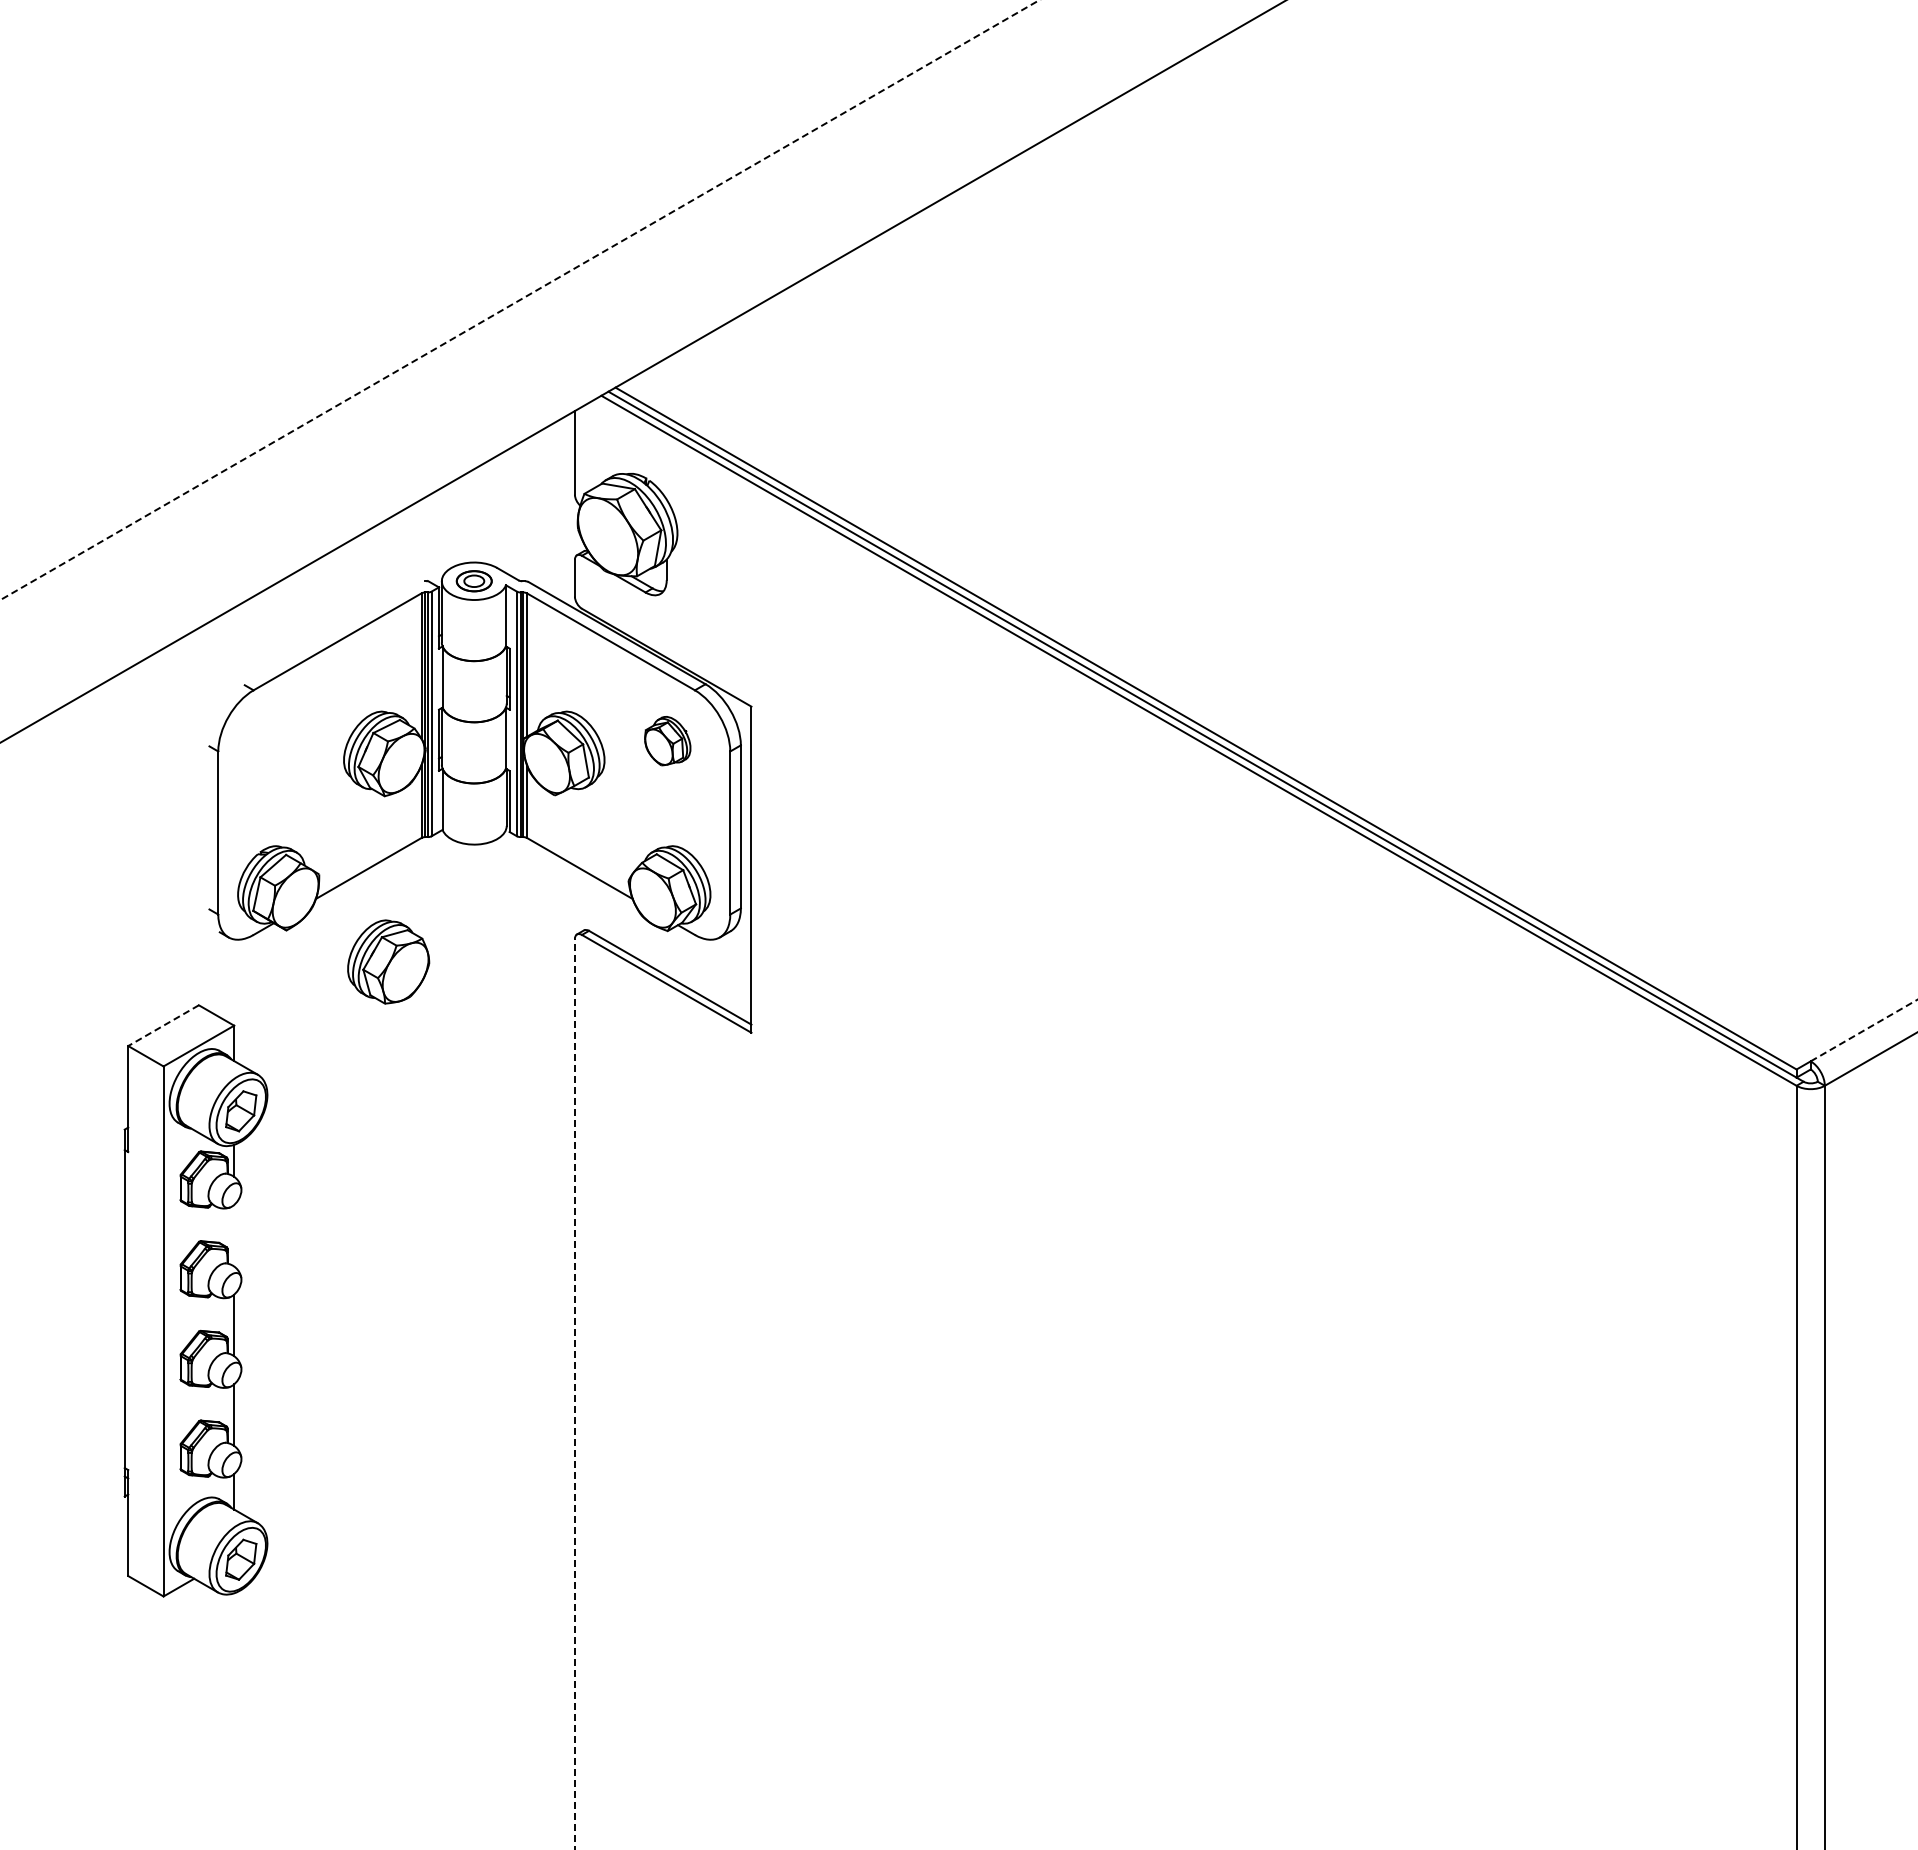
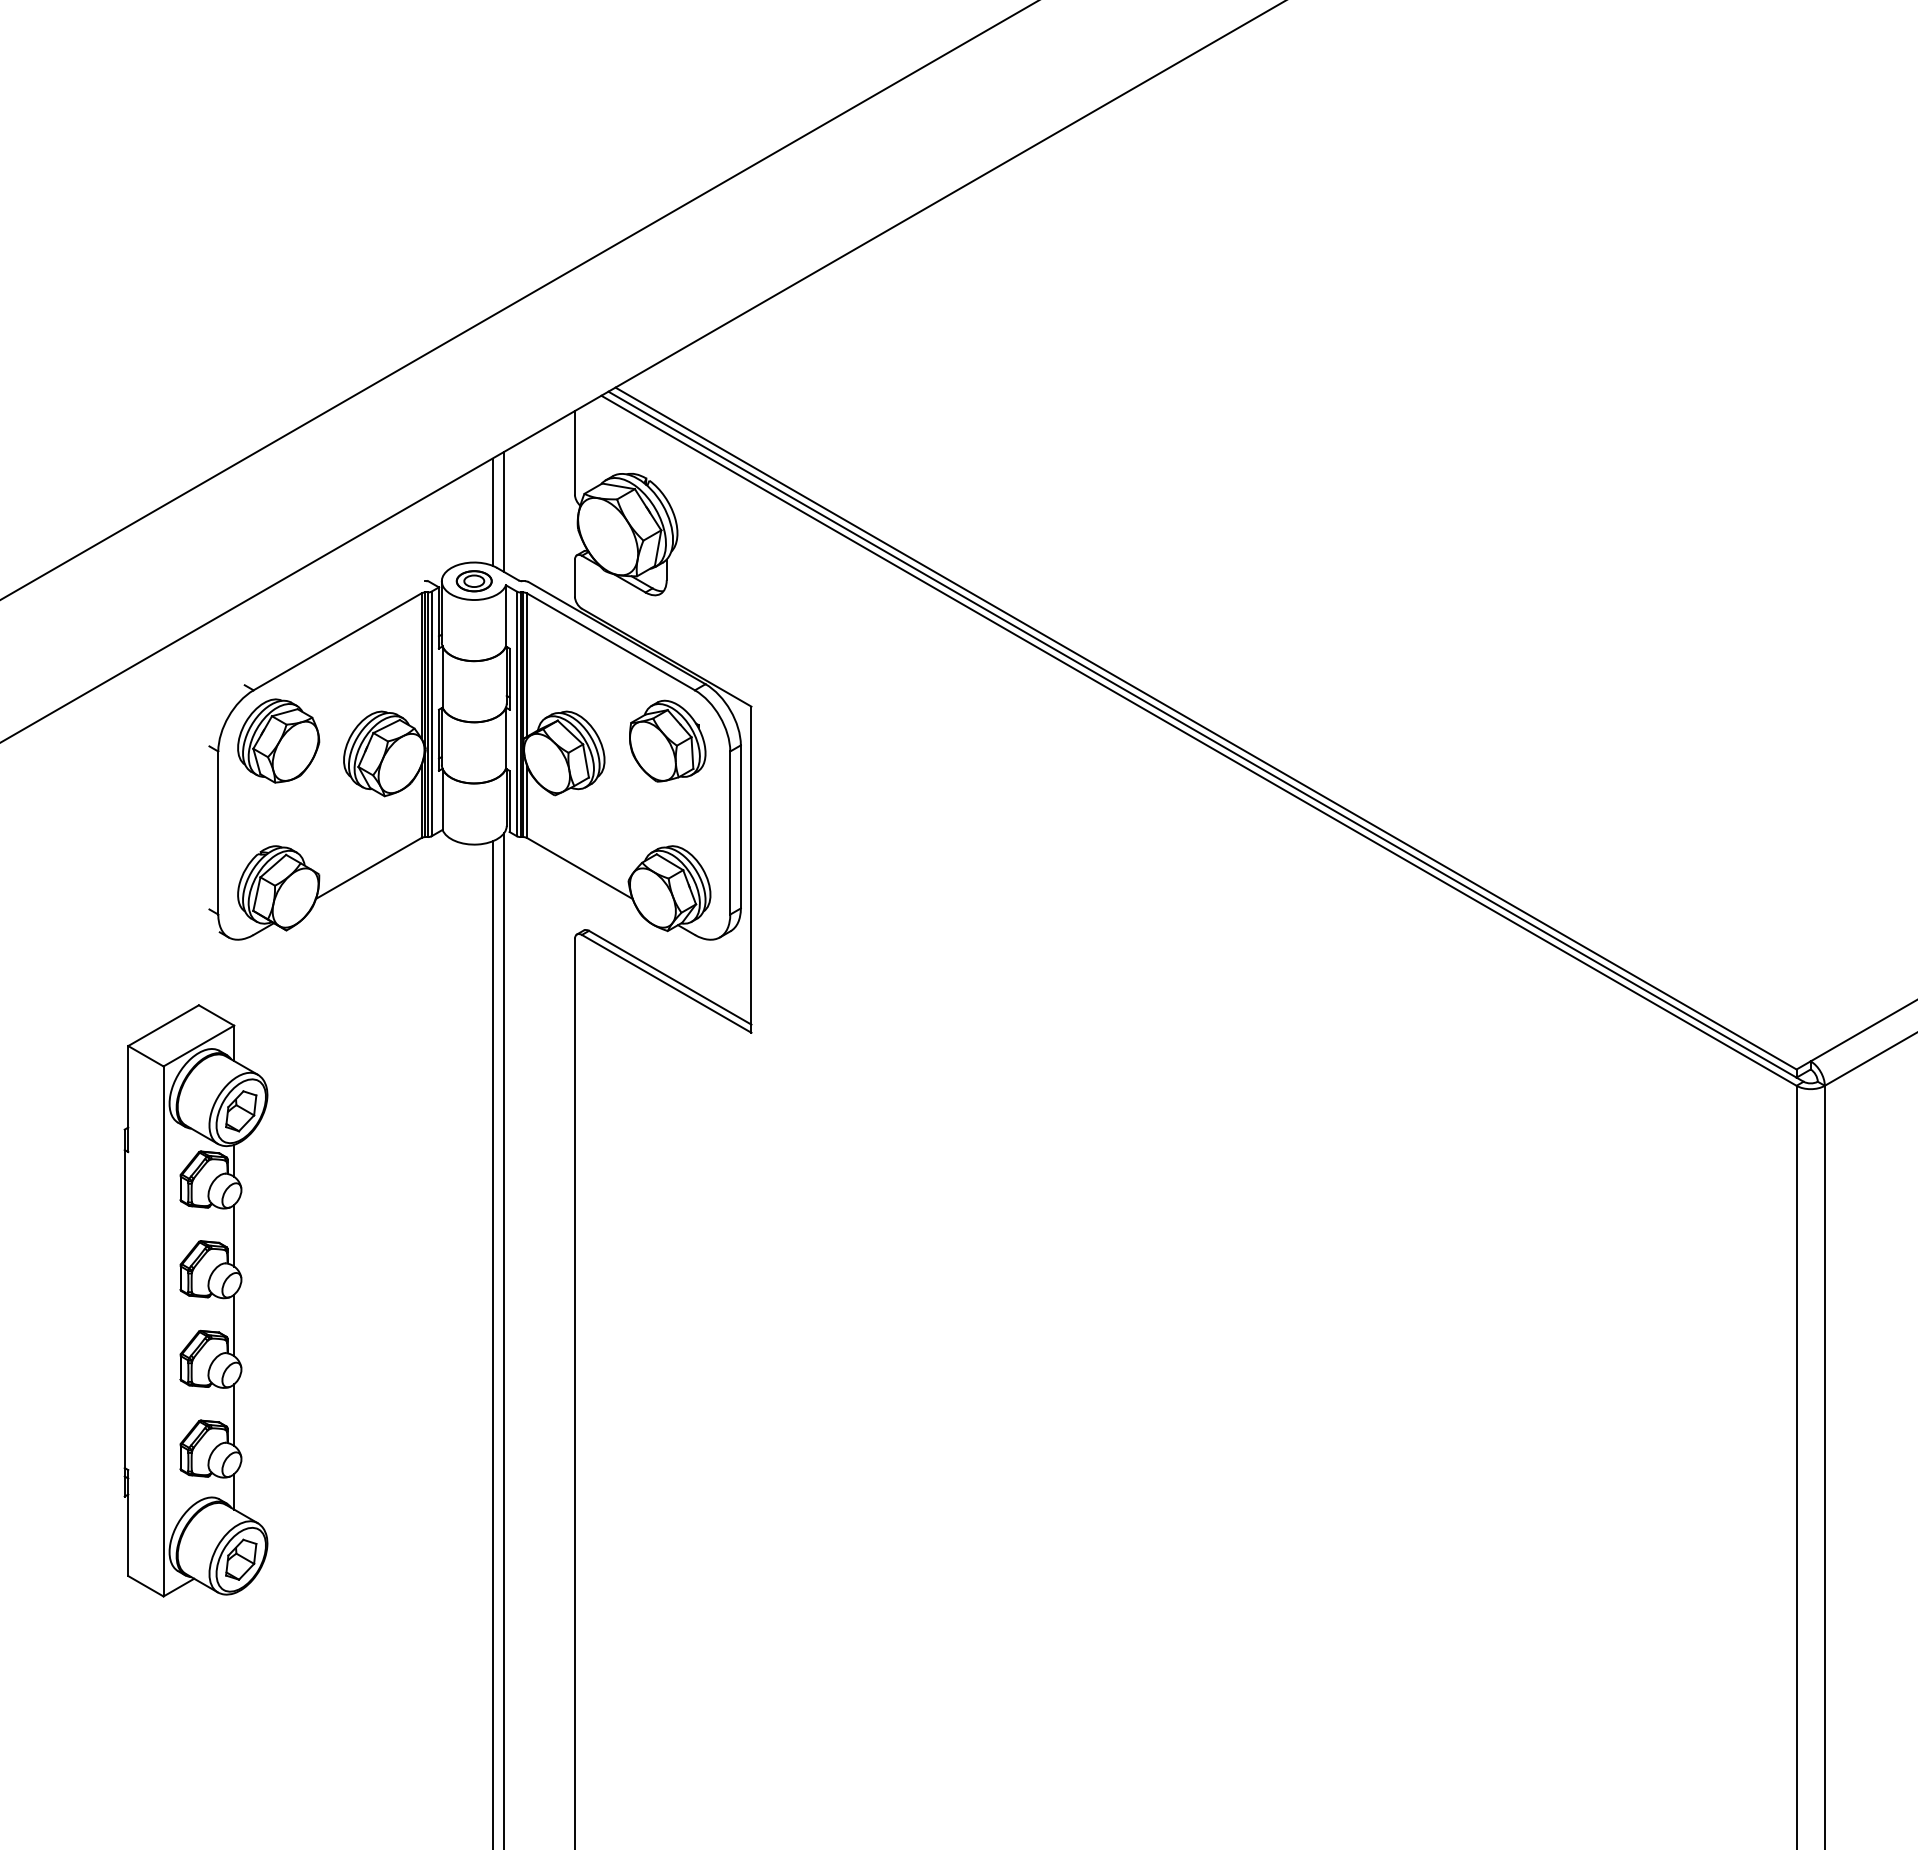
line: dashed -> solid (519, 300)
line: none -> present (492, 511)
line: none -> present (504, 511)
part size: 48x51 px -> 78x84 px (667, 740)
part position: (388, 961) -> (278, 740) (278, 740)
line: dashed -> solid (163, 1025)
line: dashed -> solid (1864, 1030)
line: none -> present (234, 1235)
line: none -> present (504, 1339)
line: none -> present (492, 1343)
line: dashed -> solid (574, 1393)
